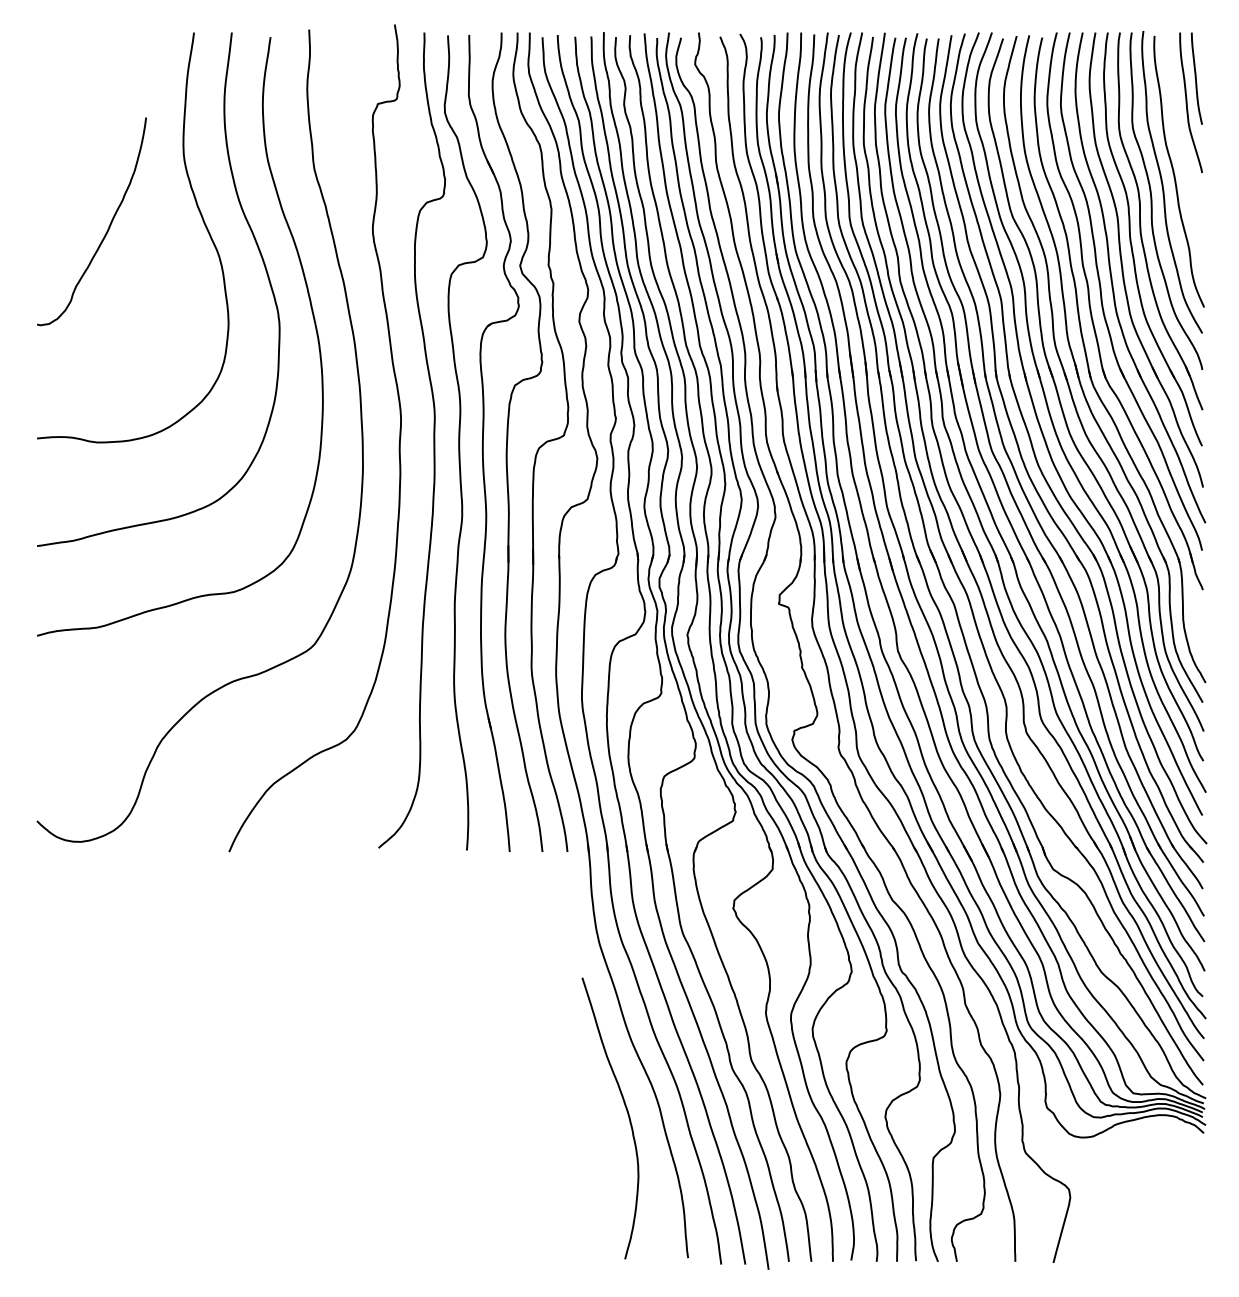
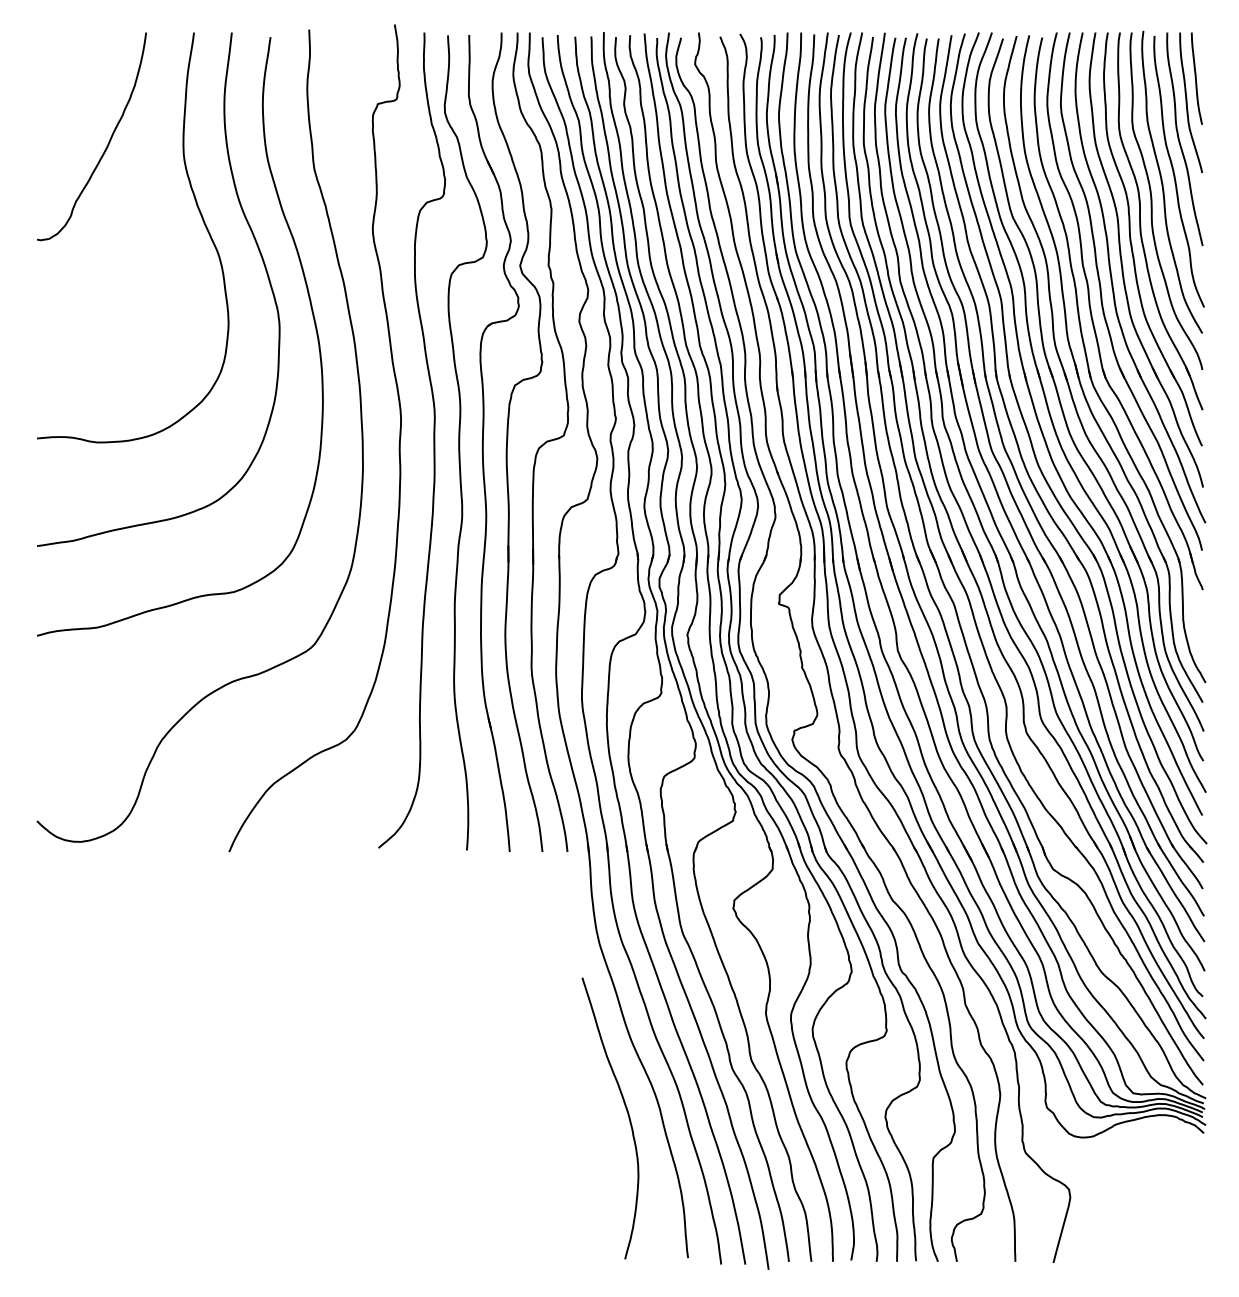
curve: none -> present (1180, 141)
curve position: (107, 228) -> (107, 143) (107, 143)
